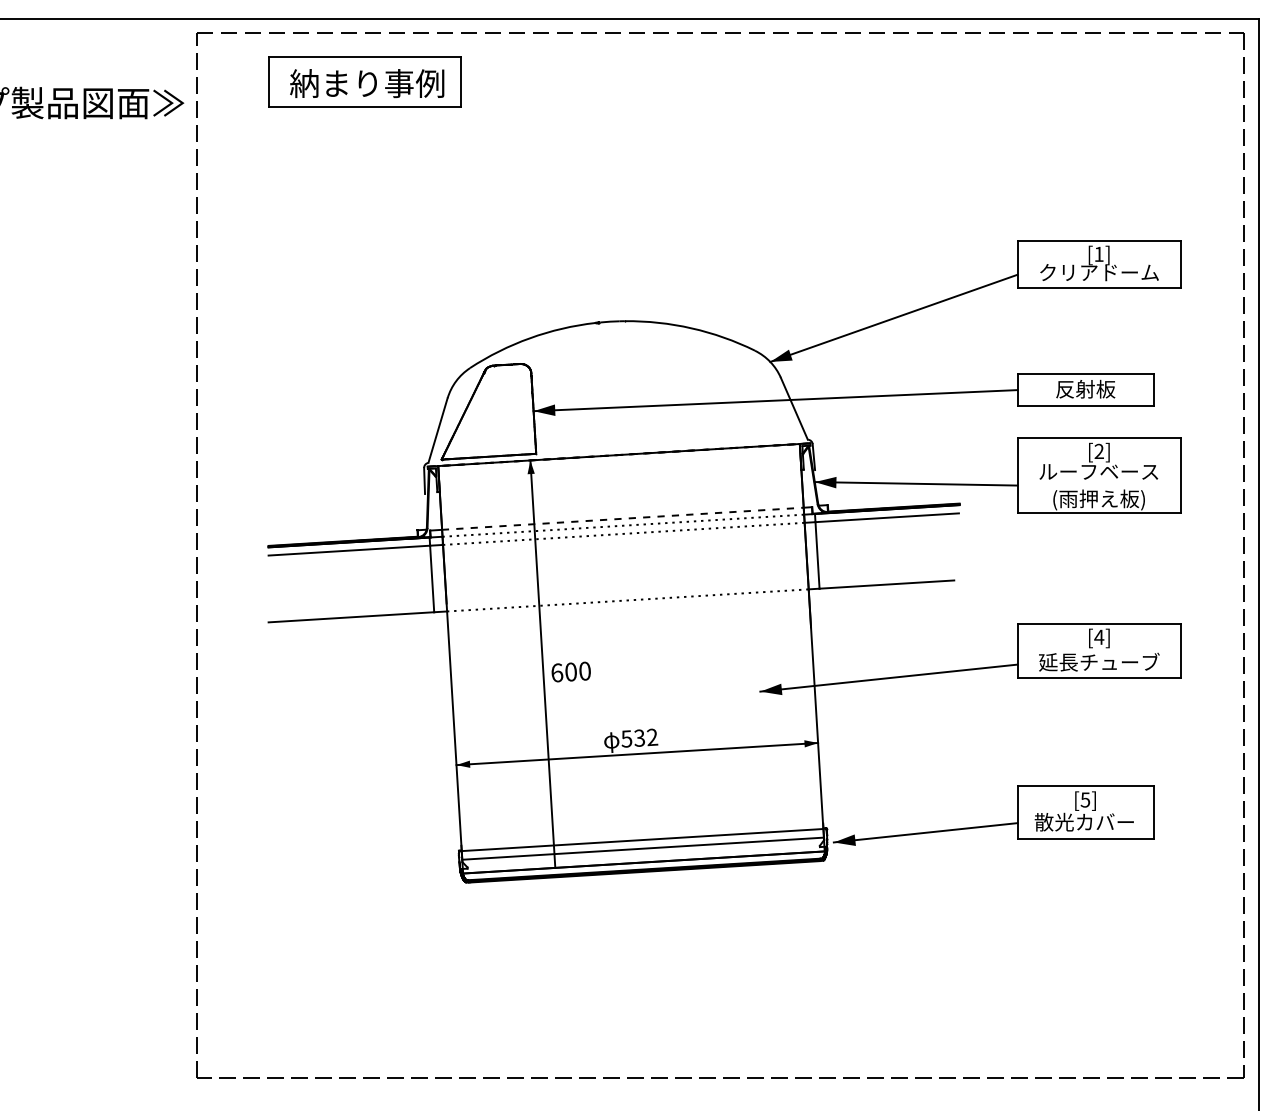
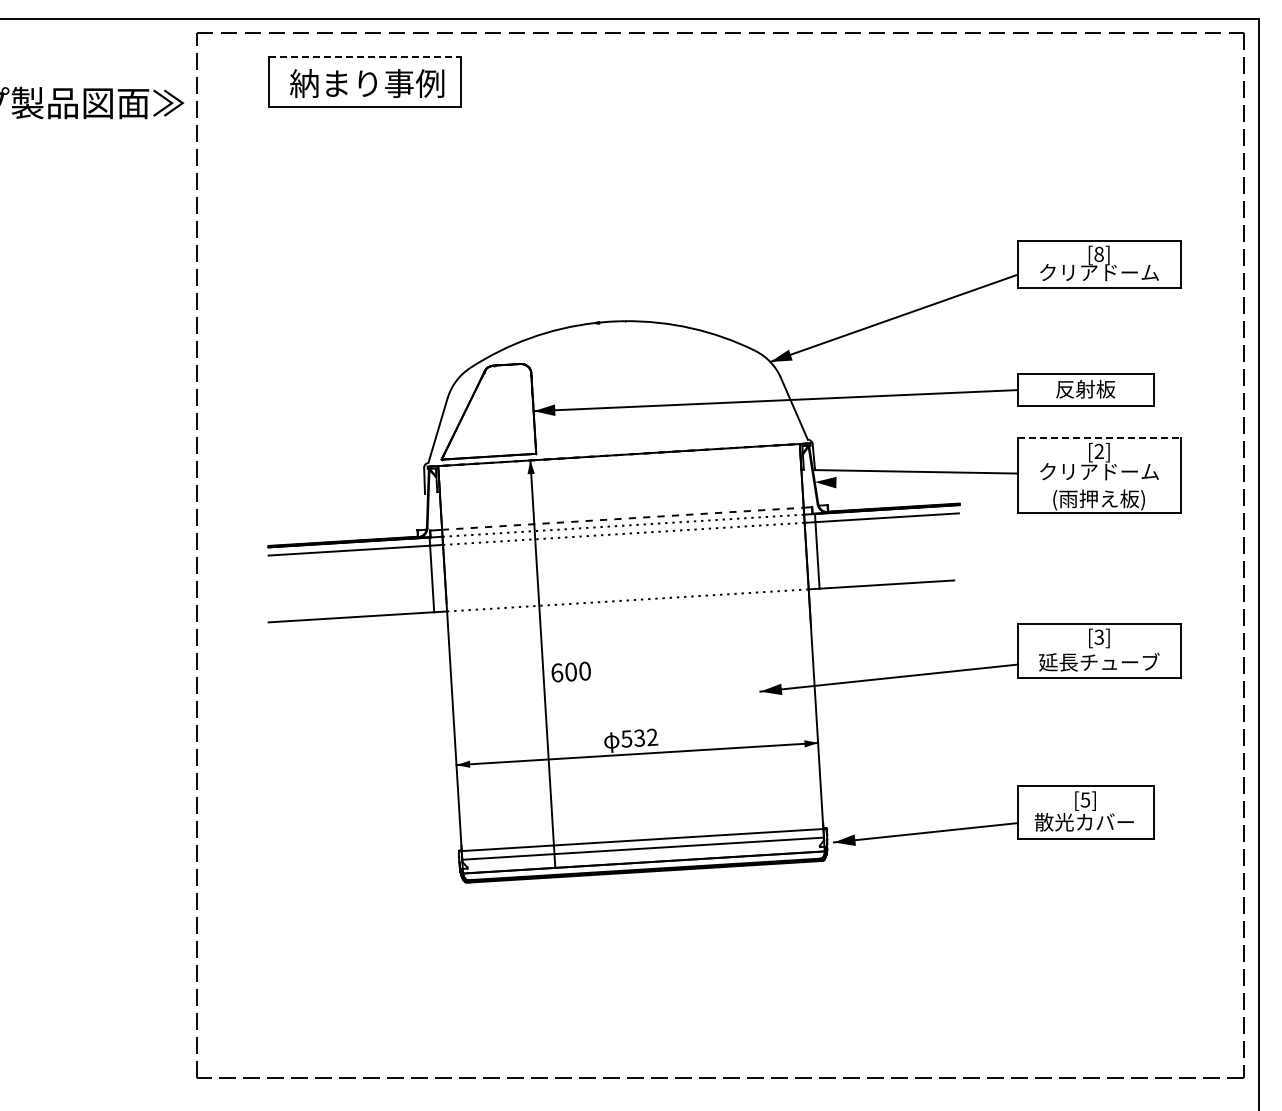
line: solid -> dashed (365, 57)
text: [1] -> [8] (1098, 254)
line: solid -> dashed (1099, 437)
text: ルーフベース -> クリアドーム (1098, 471)
line position: (915, 483) -> (915, 471) (915, 471)
text: [4] -> [3] (1099, 636)
